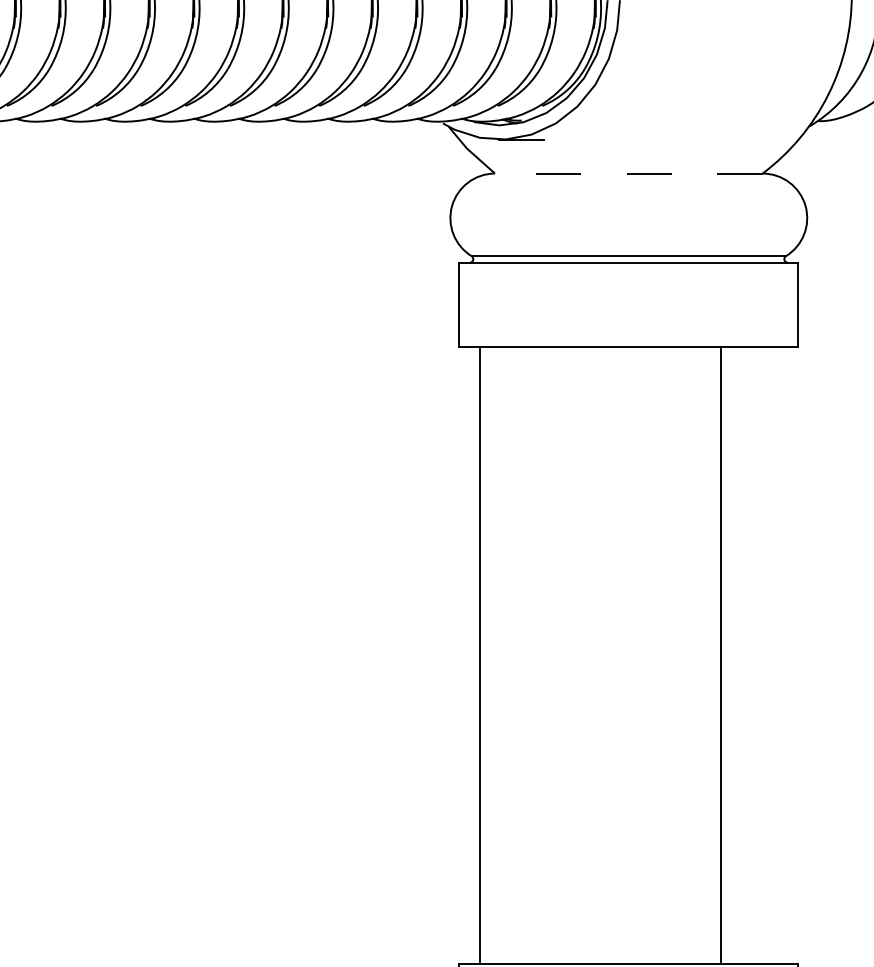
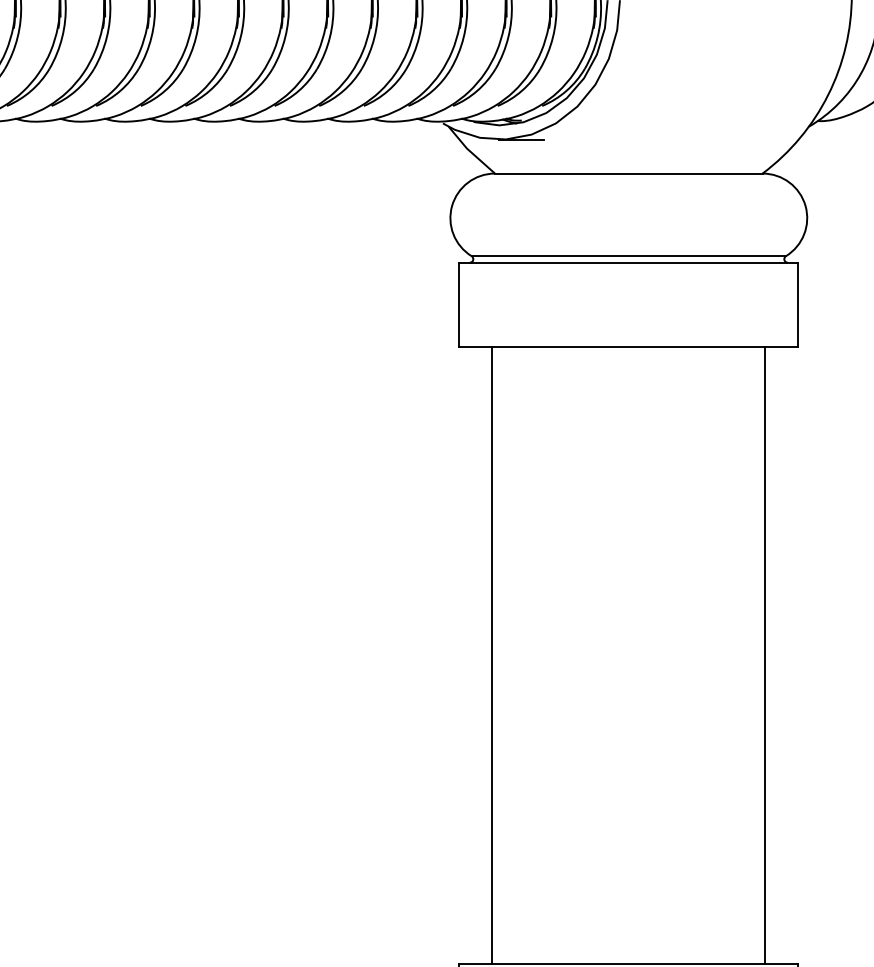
line: dashed -> solid (628, 173)
line position: (480, 654) -> (492, 654) (492, 654)
line position: (721, 654) -> (765, 654) (765, 654)
